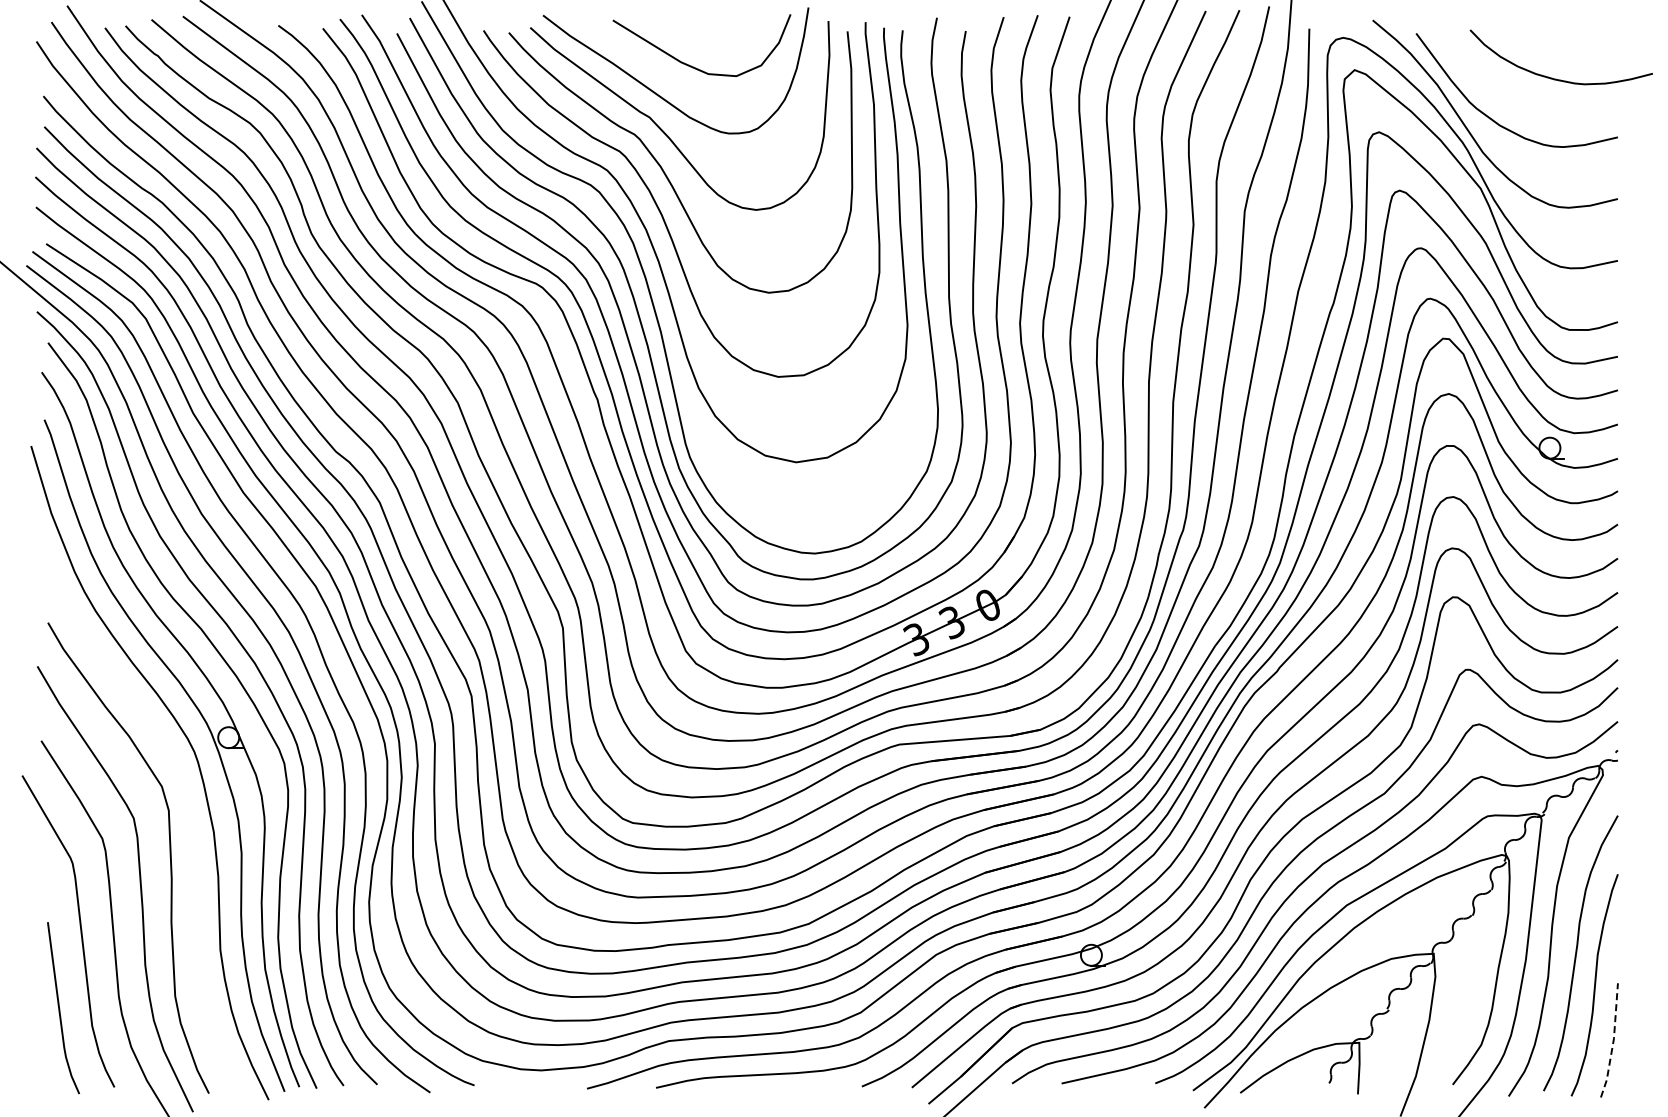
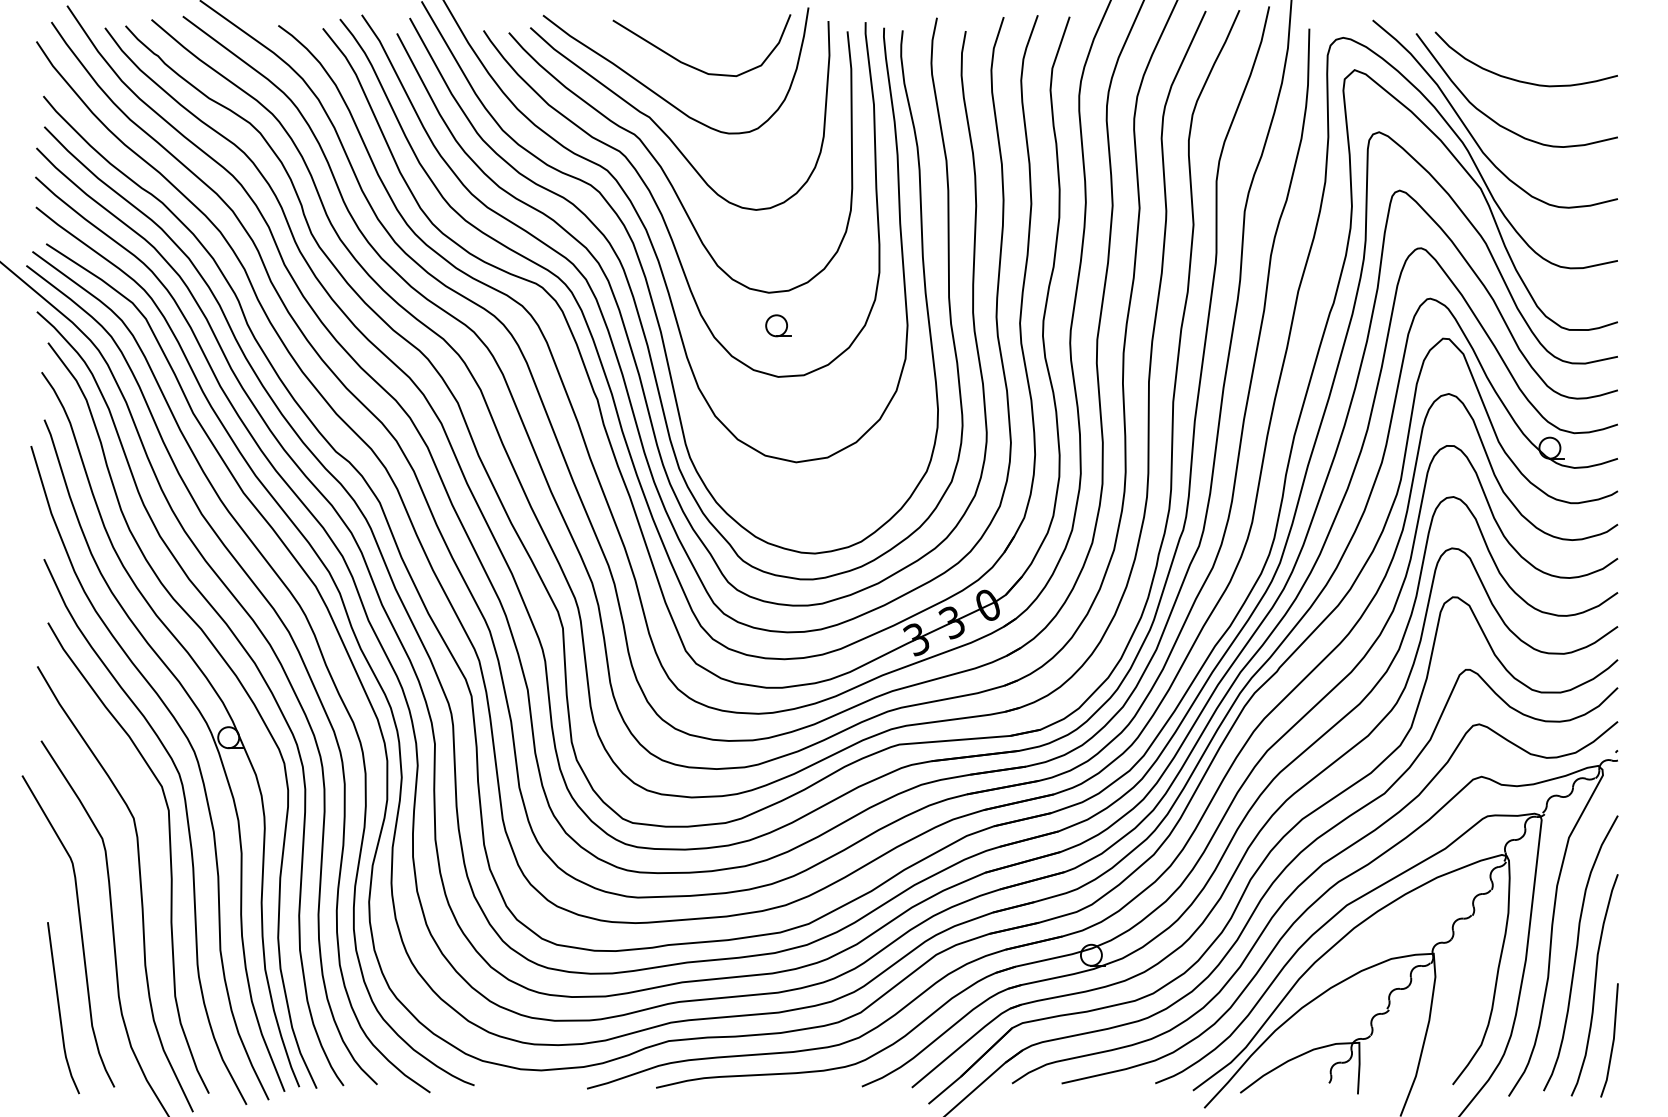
curve position: (1556, 78) -> (1521, 80) (1521, 80)
part: none -> present (778, 325)
curve: none -> present (187, 827)
line: dashed -> solid (1613, 1040)
